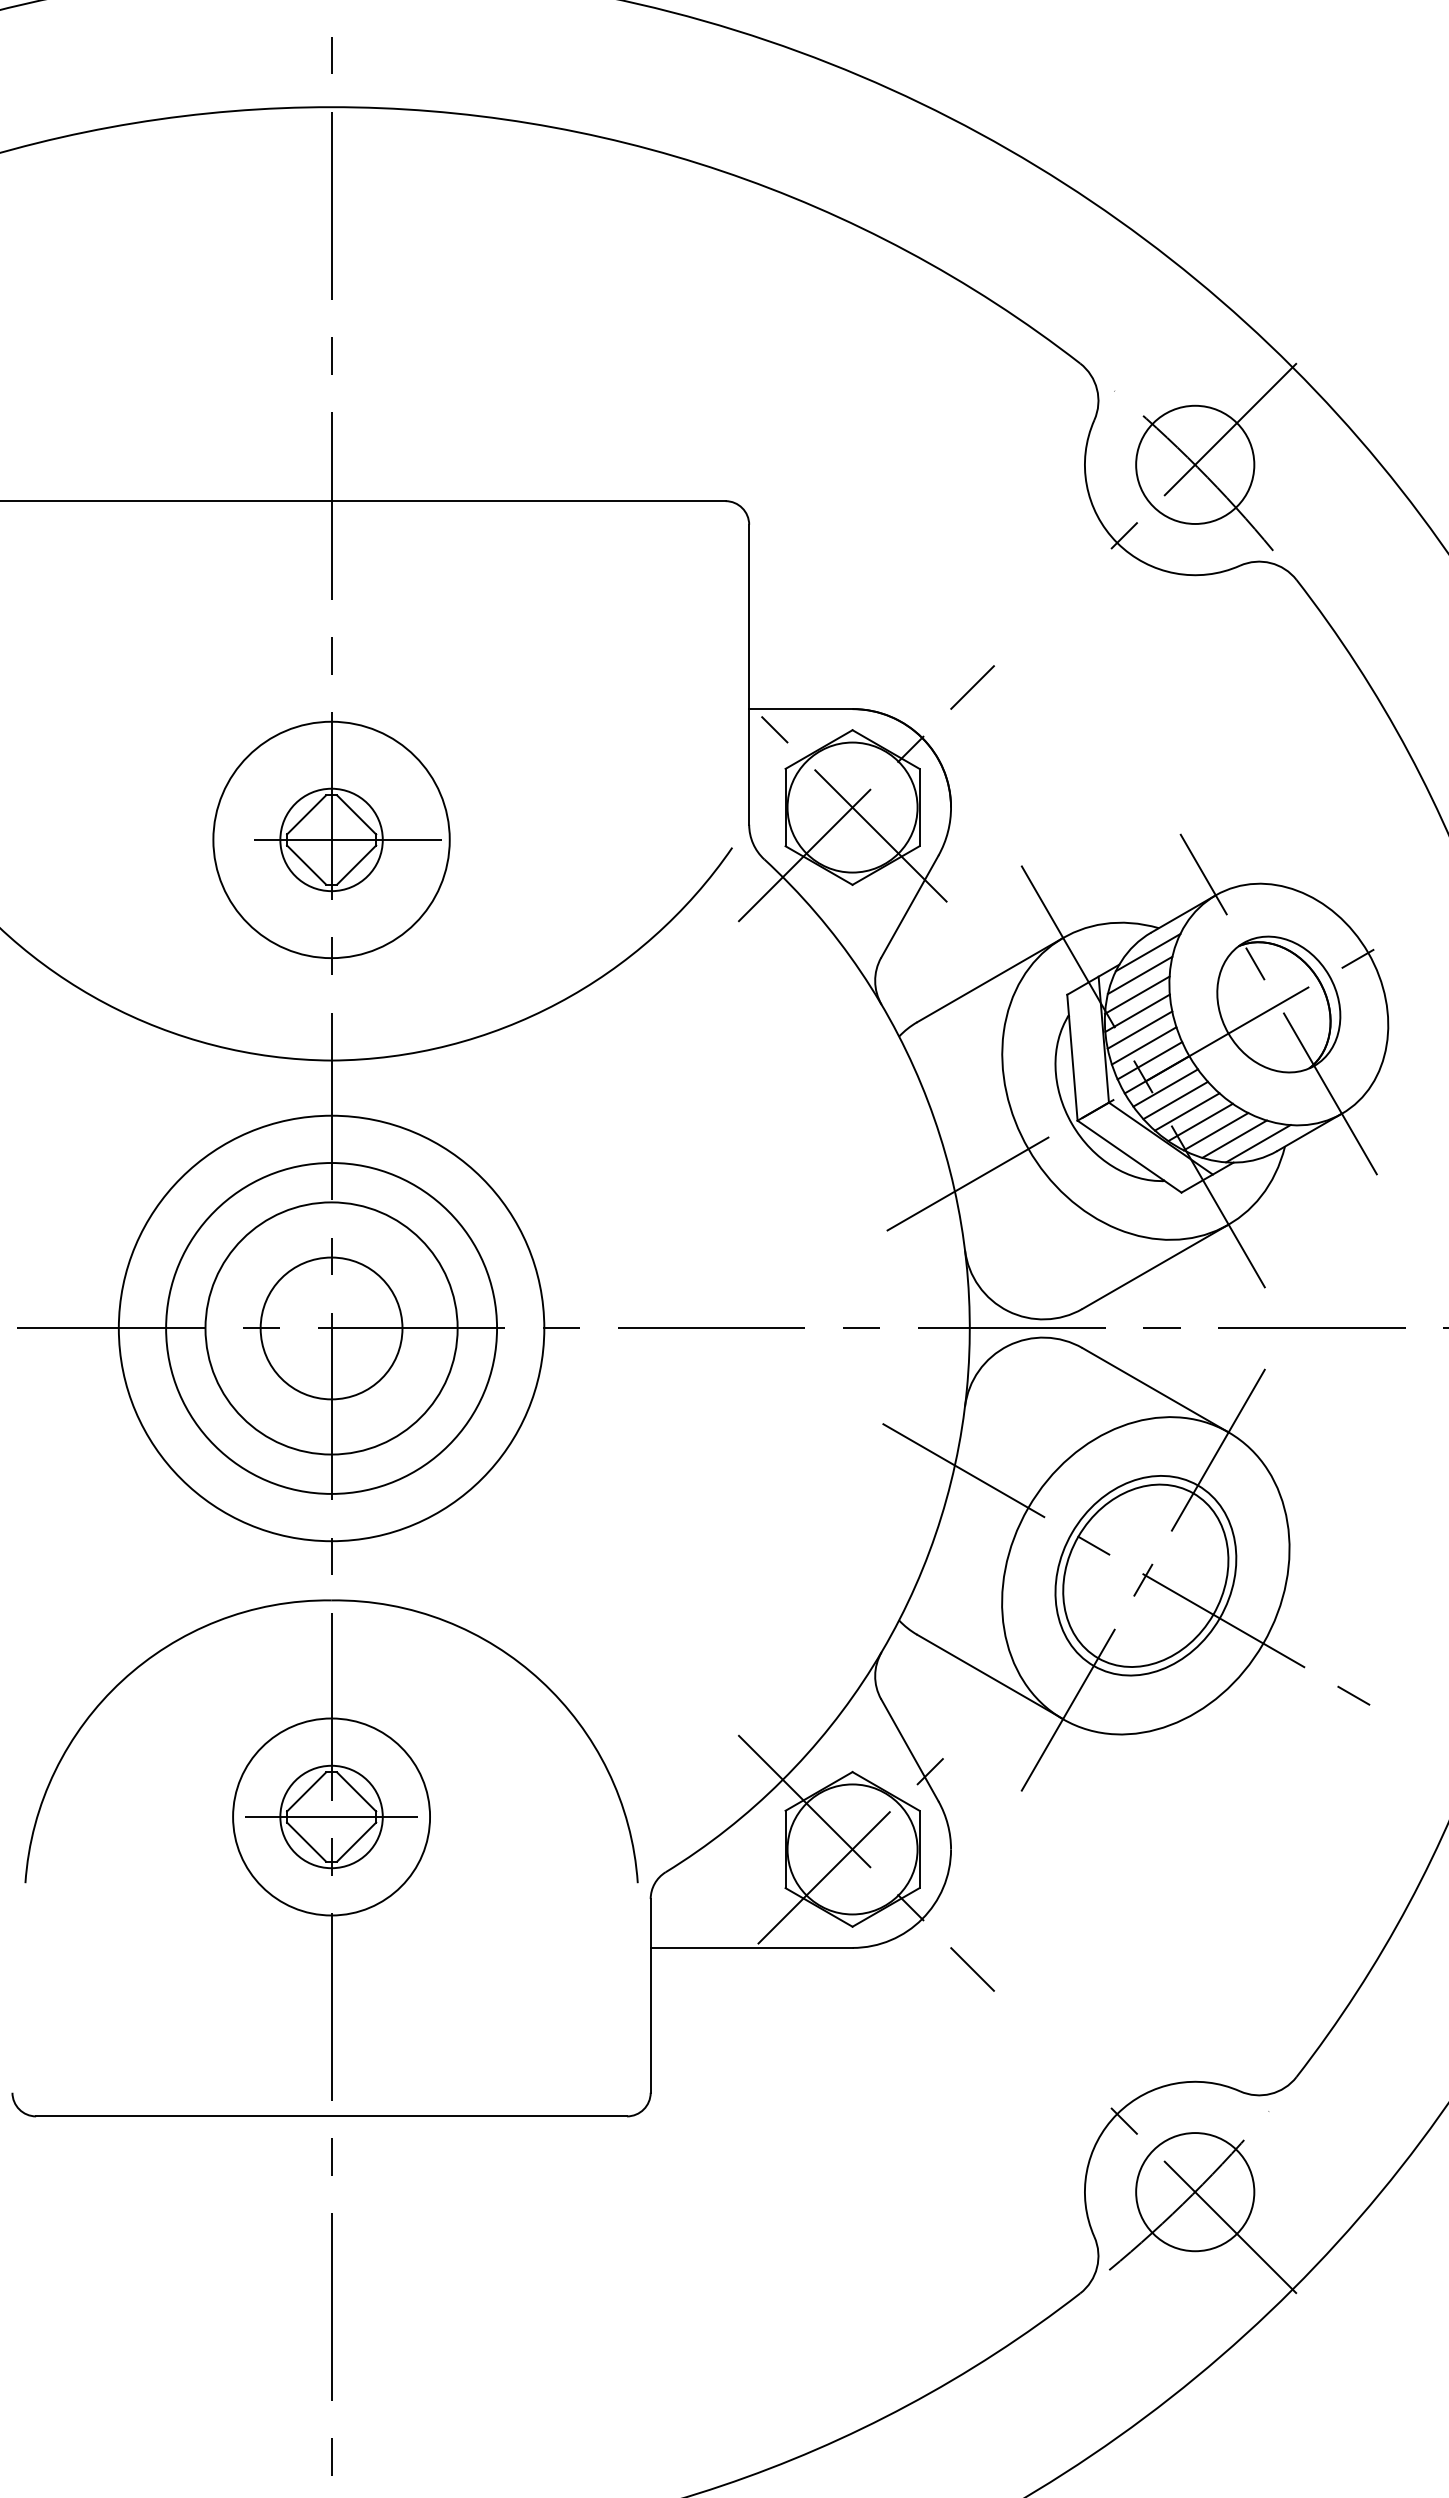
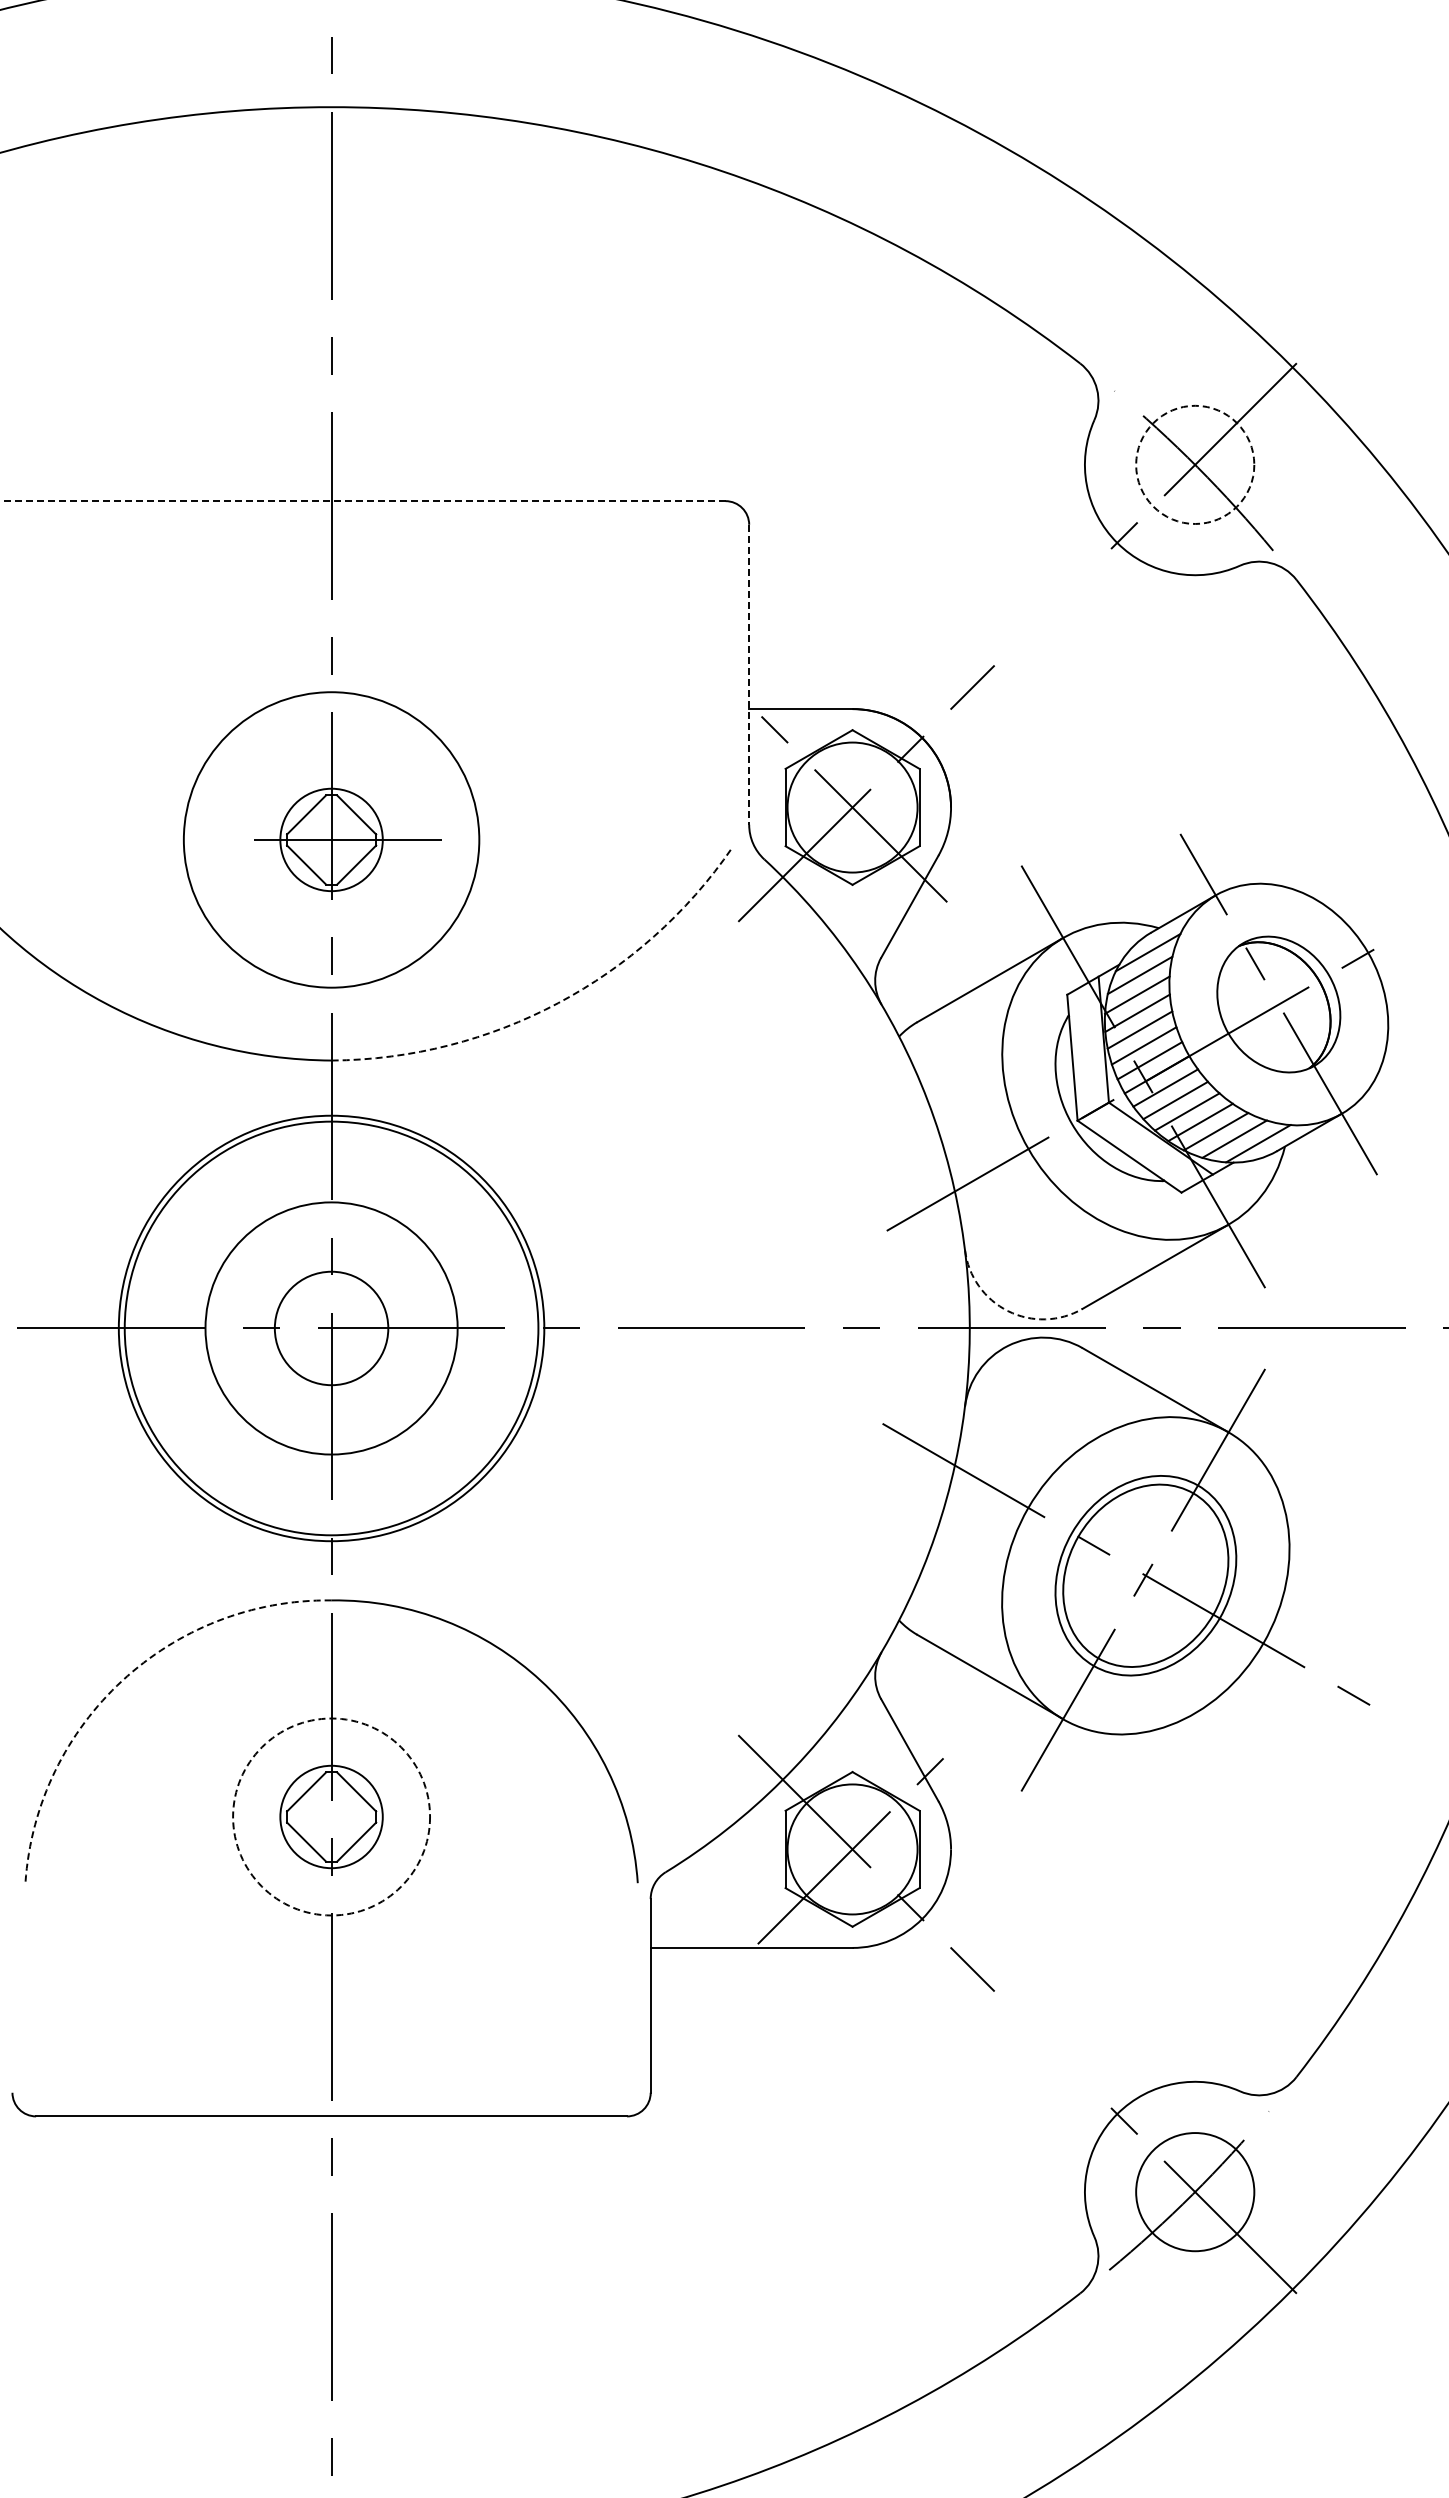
circle: solid -> dashed (1195, 464)
line: solid -> dashed (363, 501)
line: solid -> dashed (749, 674)
circle diameter: 236 px -> 295 px (331, 839)
arc: solid -> dashed (558, 1003)
arc: solid -> dashed (1008, 1311)
circle diameter: 142 px -> 113 px (331, 1328)
circle diameter: 331 px -> 414 px (331, 1328)
arc: solid -> dashed (122, 1680)
circle: solid -> dashed (331, 1816)
line: present -> none (331, 1816)
